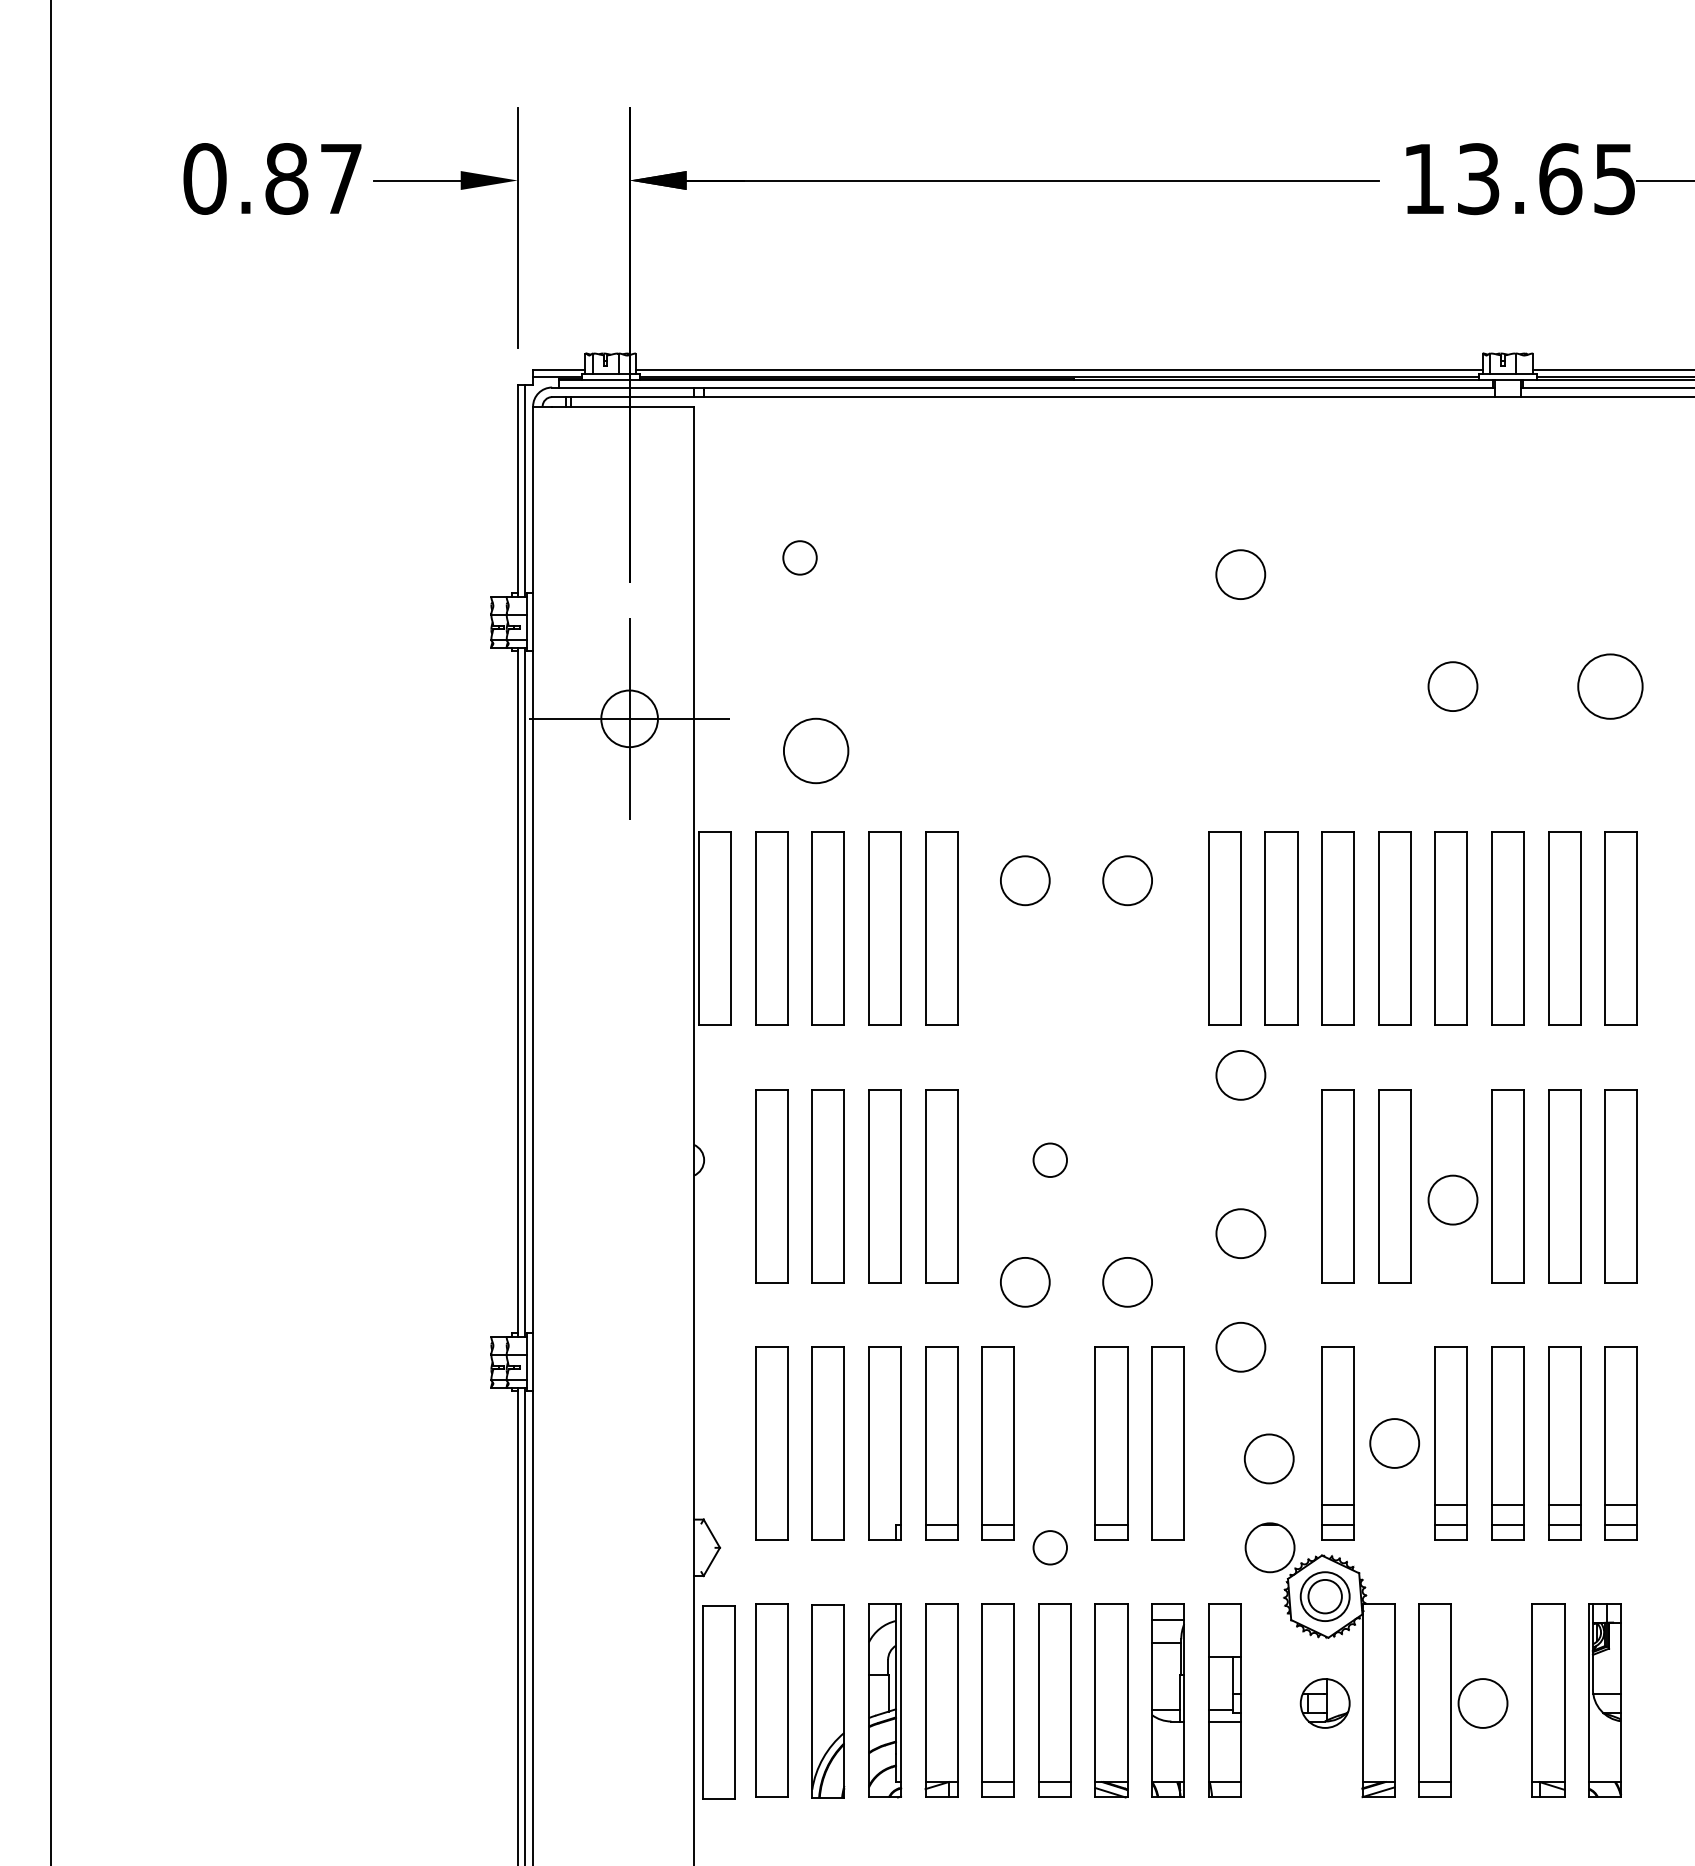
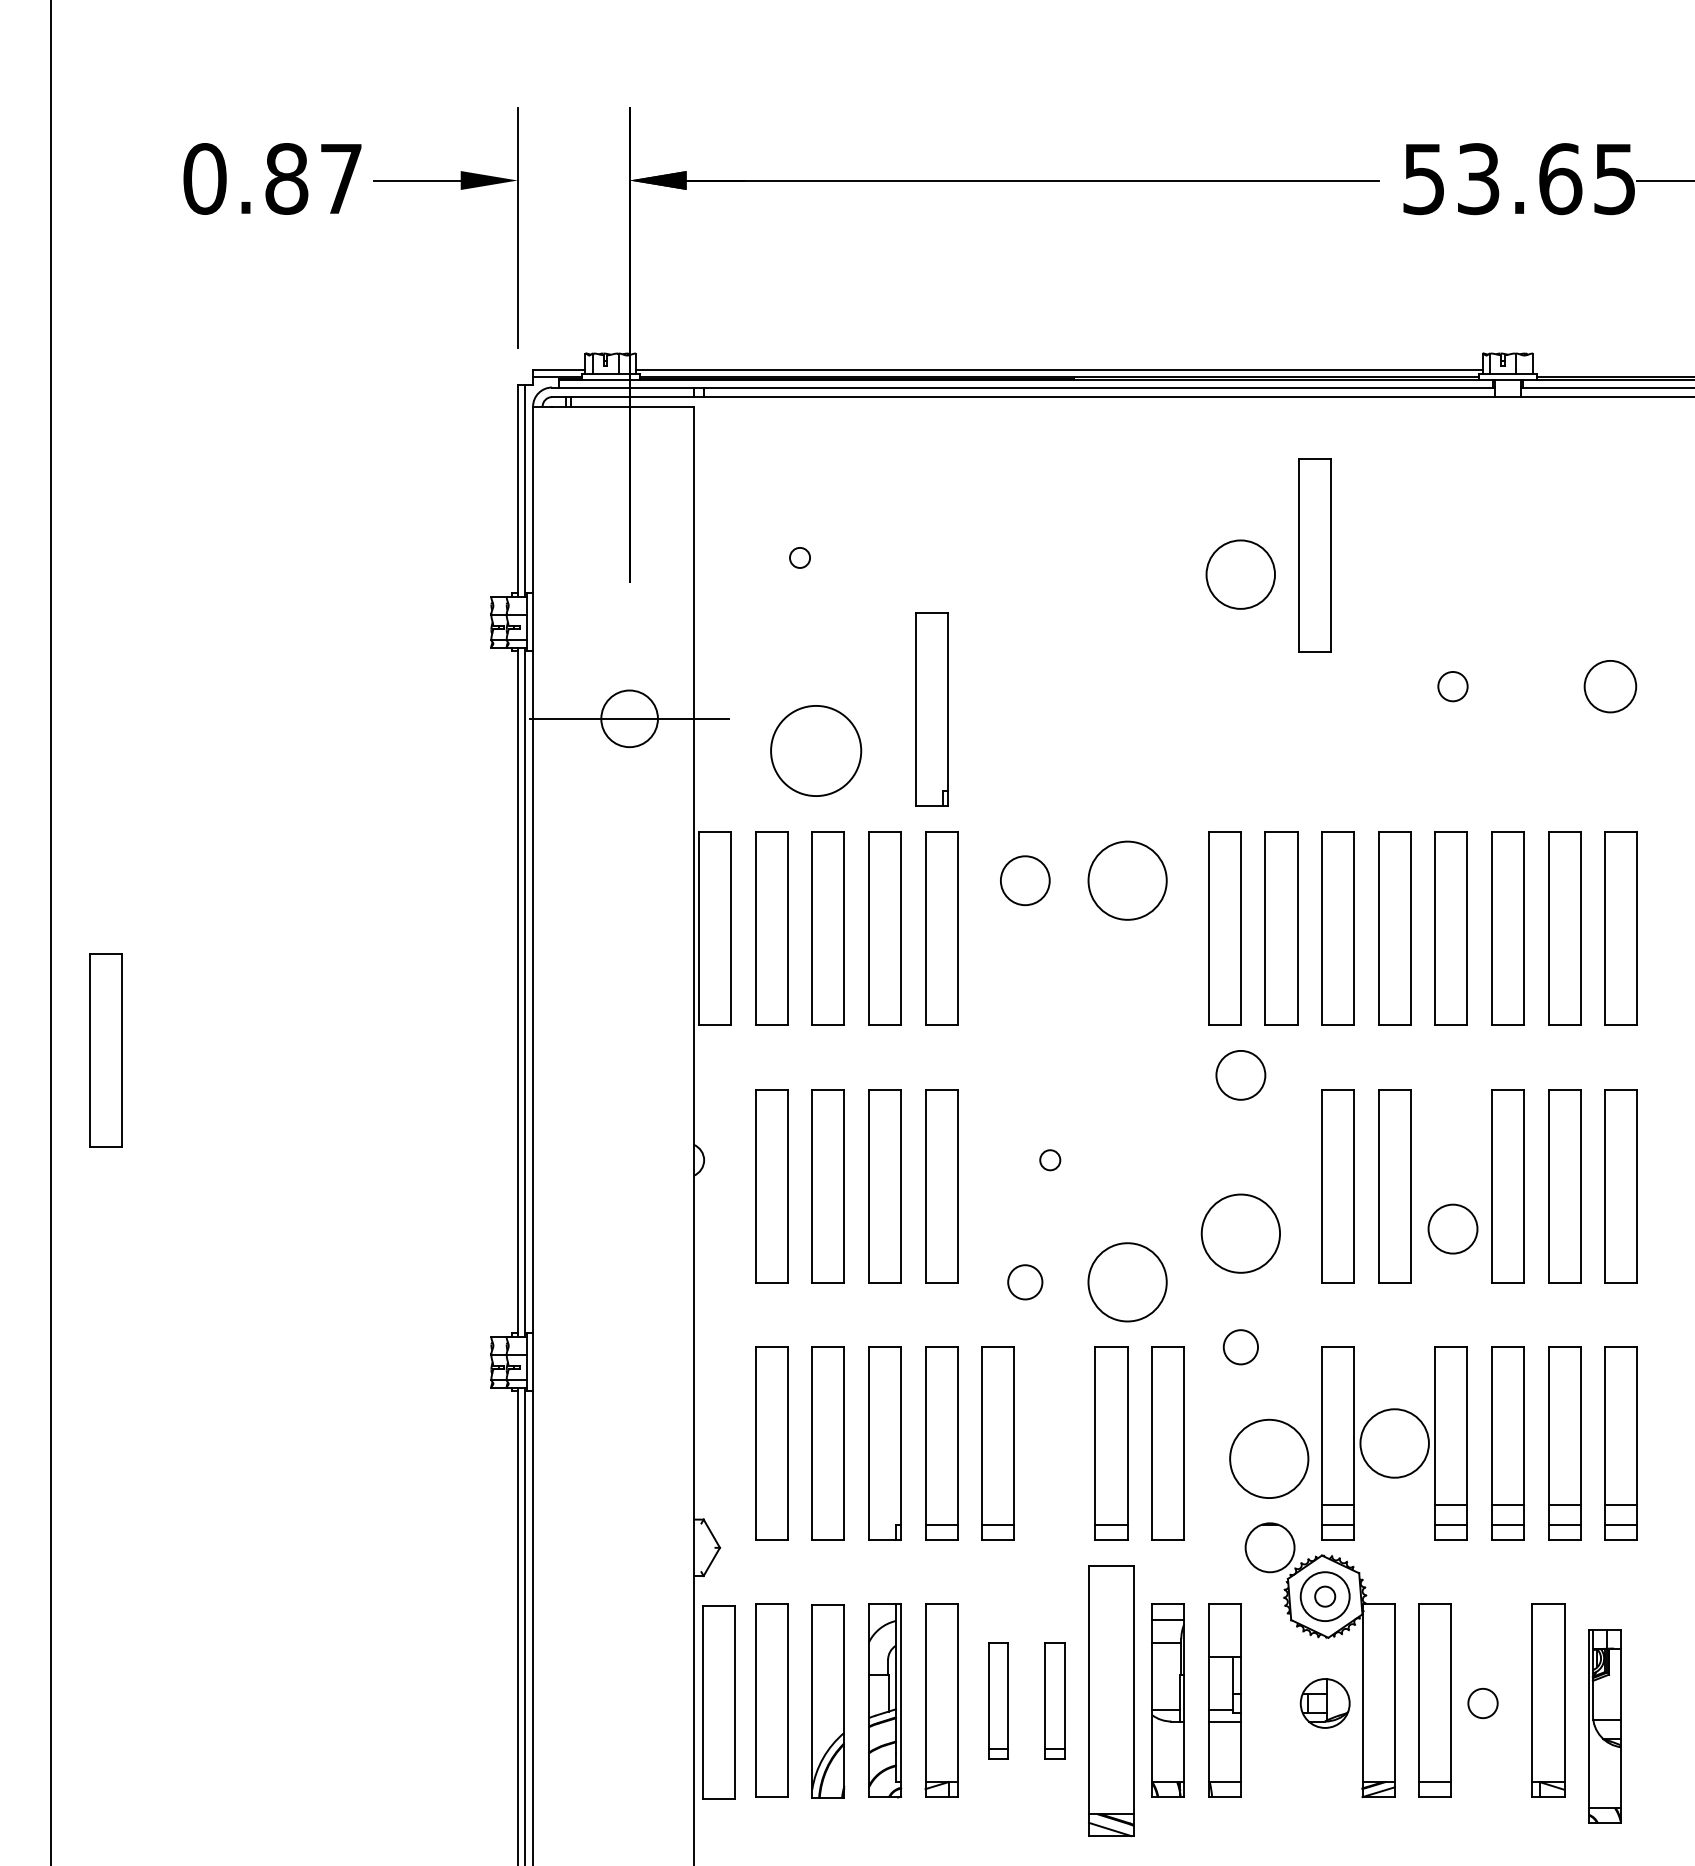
text: 13.65 -> 53.65 (1423, 179)
line: present -> none (1612, 369)
part: none -> present (1314, 555)
circle diameter: 33 px -> 20 px (800, 557)
circle diameter: 49 px -> 68 px (1240, 574)
circle diameter: 49 px -> 29 px (1452, 686)
circle diameter: 64 px -> 52 px (1610, 686)
part: none -> present (931, 709)
line: present -> none (629, 718)
circle diameter: 64 px -> 90 px (816, 750)
circle diameter: 49 px -> 78 px (1127, 880)
part: none -> present (105, 1050)
circle diameter: 33 px -> 20 px (1050, 1160)
circle position: (1452, 1199) -> (1452, 1228) (1452, 1228)
circle diameter: 49 px -> 78 px (1240, 1233)
circle diameter: 49 px -> 34 px (1025, 1282)
circle diameter: 49 px -> 78 px (1127, 1282)
circle diameter: 49 px -> 34 px (1240, 1347)
circle diameter: 49 px -> 68 px (1394, 1443)
circle diameter: 49 px -> 78 px (1269, 1458)
circle: present -> none (1049, 1547)
circle diameter: 33 px -> 20 px (1325, 1596)
part size: 34x195 px -> 21x118 px (998, 1700)
part size: 34x195 px -> 22x118 px (1054, 1700)
part size: 35x196 px -> 47x272 px (1111, 1700)
part position: (1604, 1700) -> (1604, 1726) (1604, 1726)
circle diameter: 49 px -> 29 px (1482, 1703)
